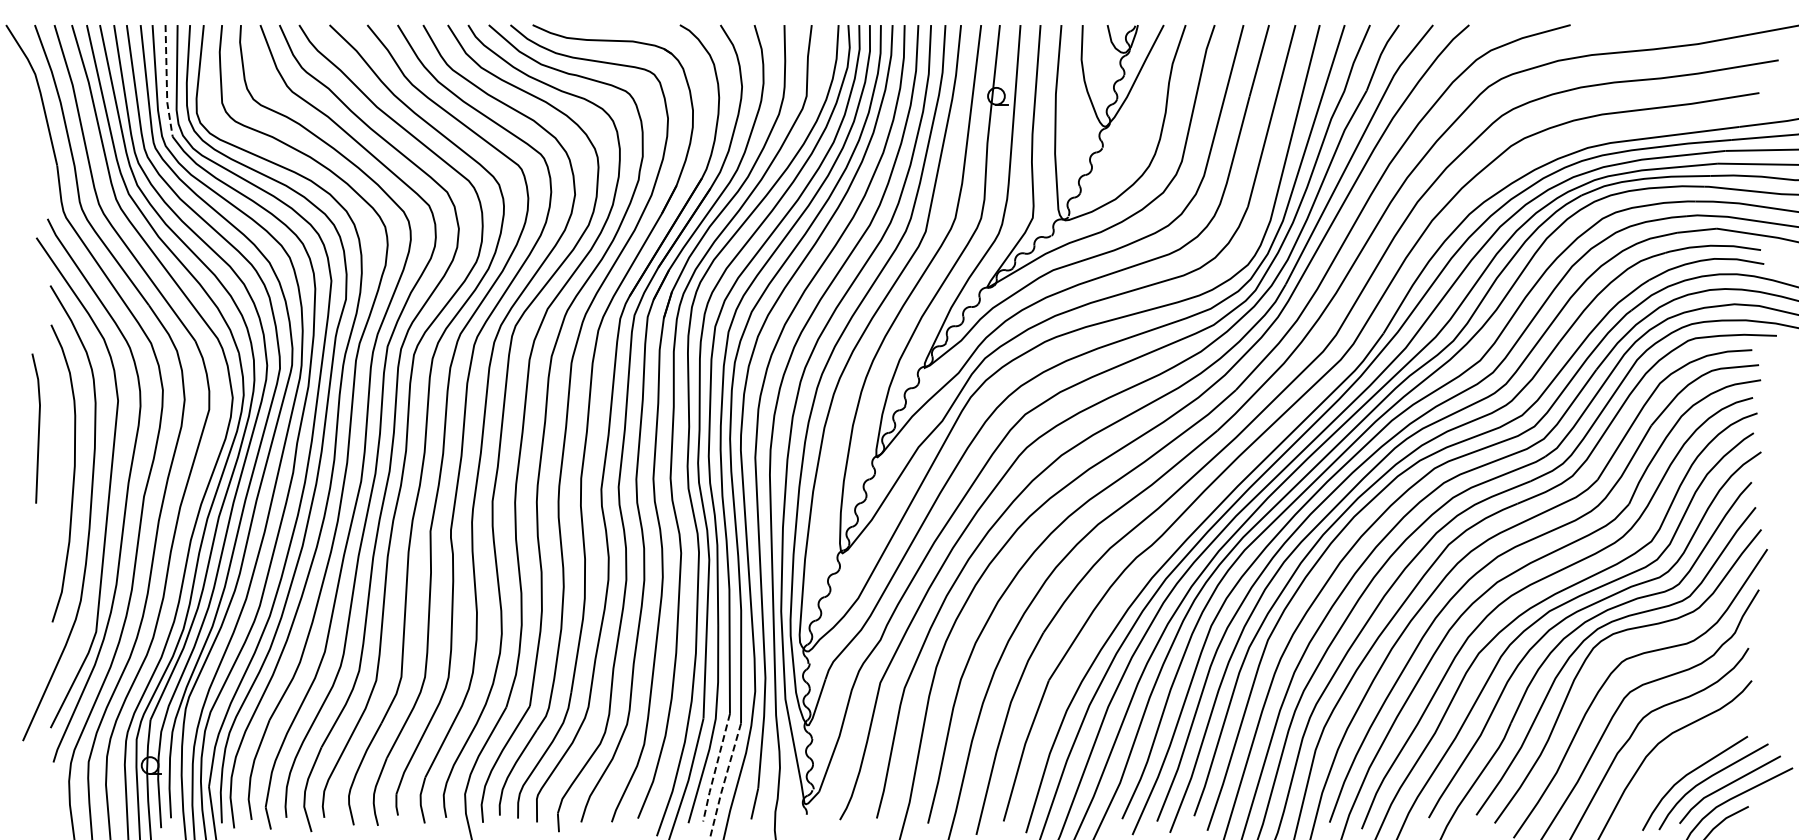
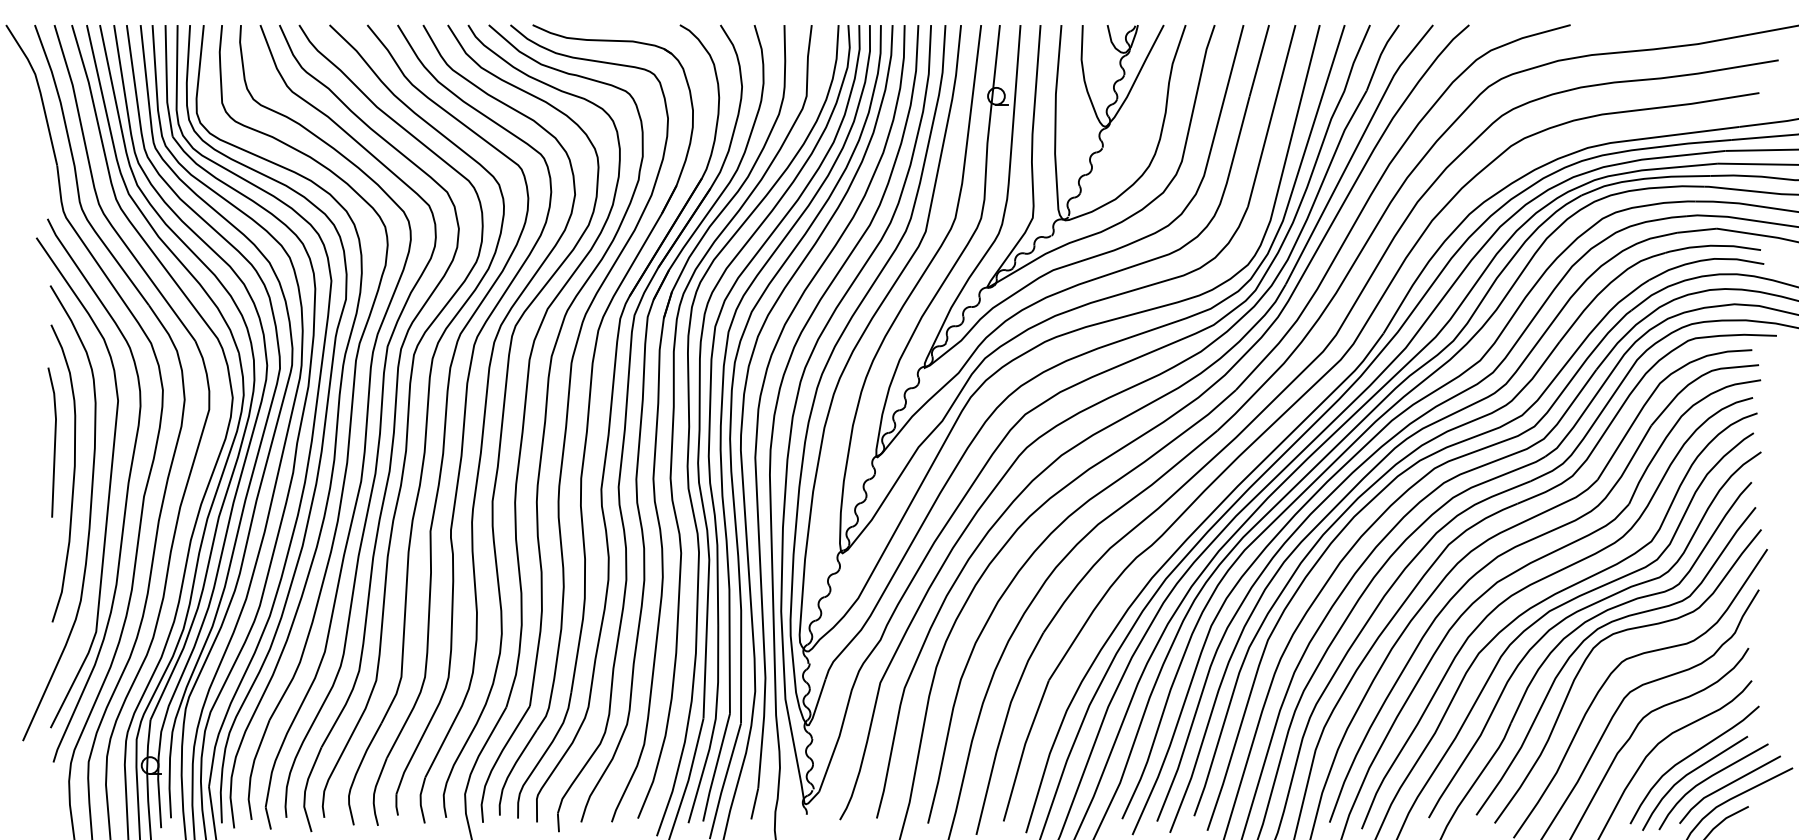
line: dashed -> solid (166, 81)
line position: (38, 428) -> (54, 442) (54, 442)
curve: none -> present (1690, 756)
line: dashed -> solid (715, 768)
line: dashed -> solid (724, 781)
